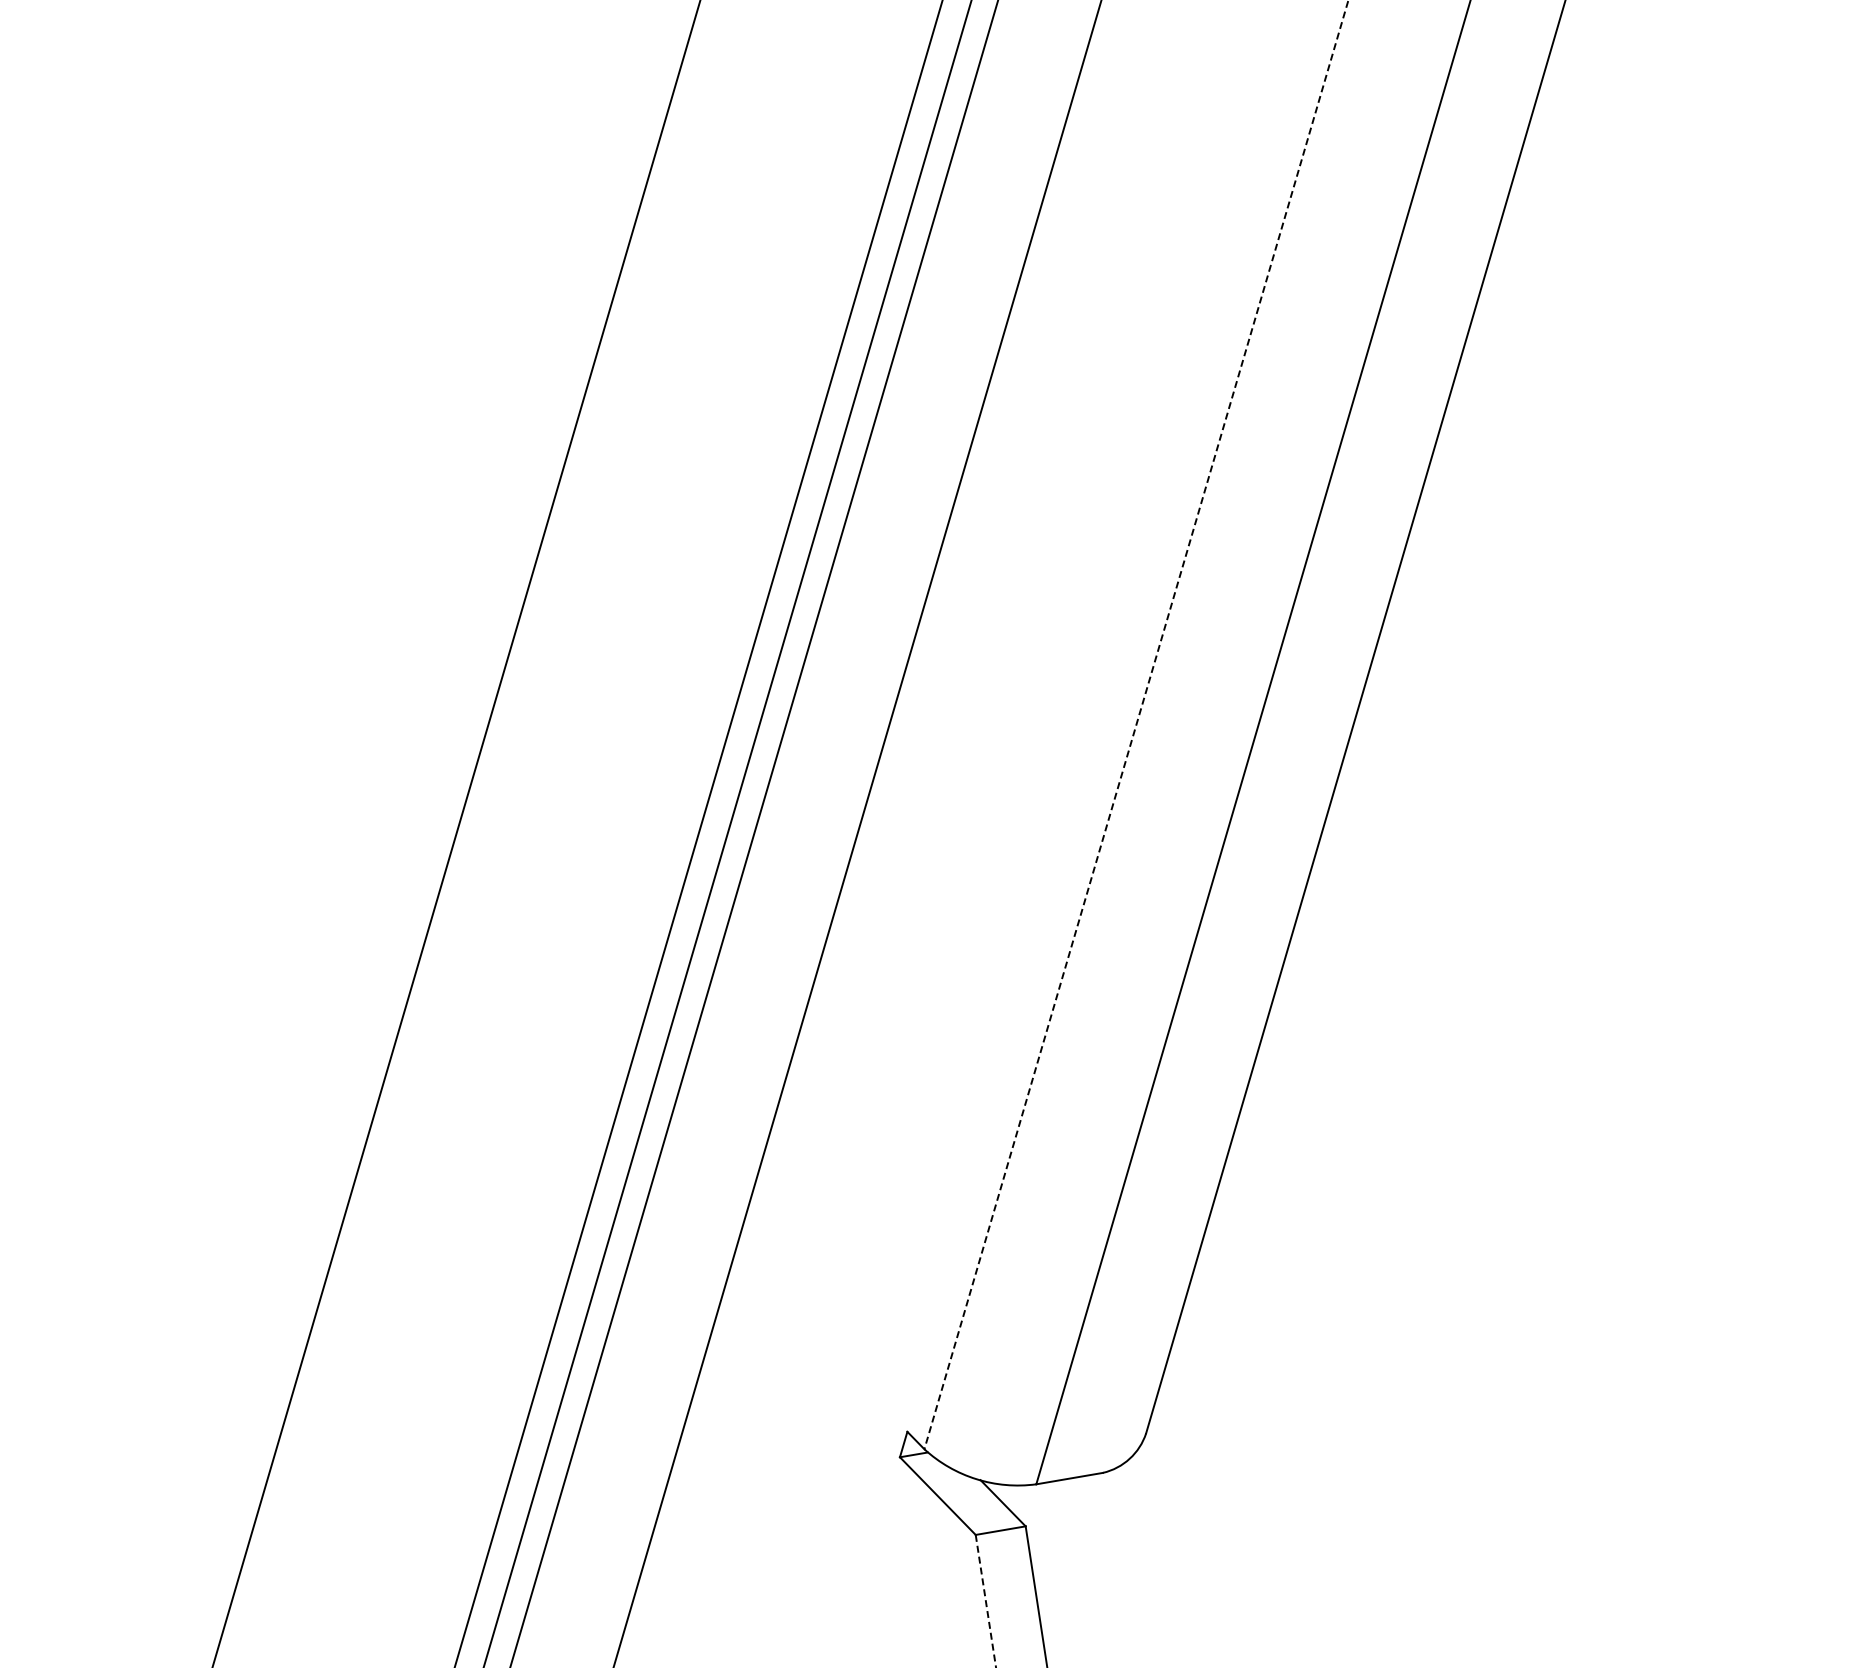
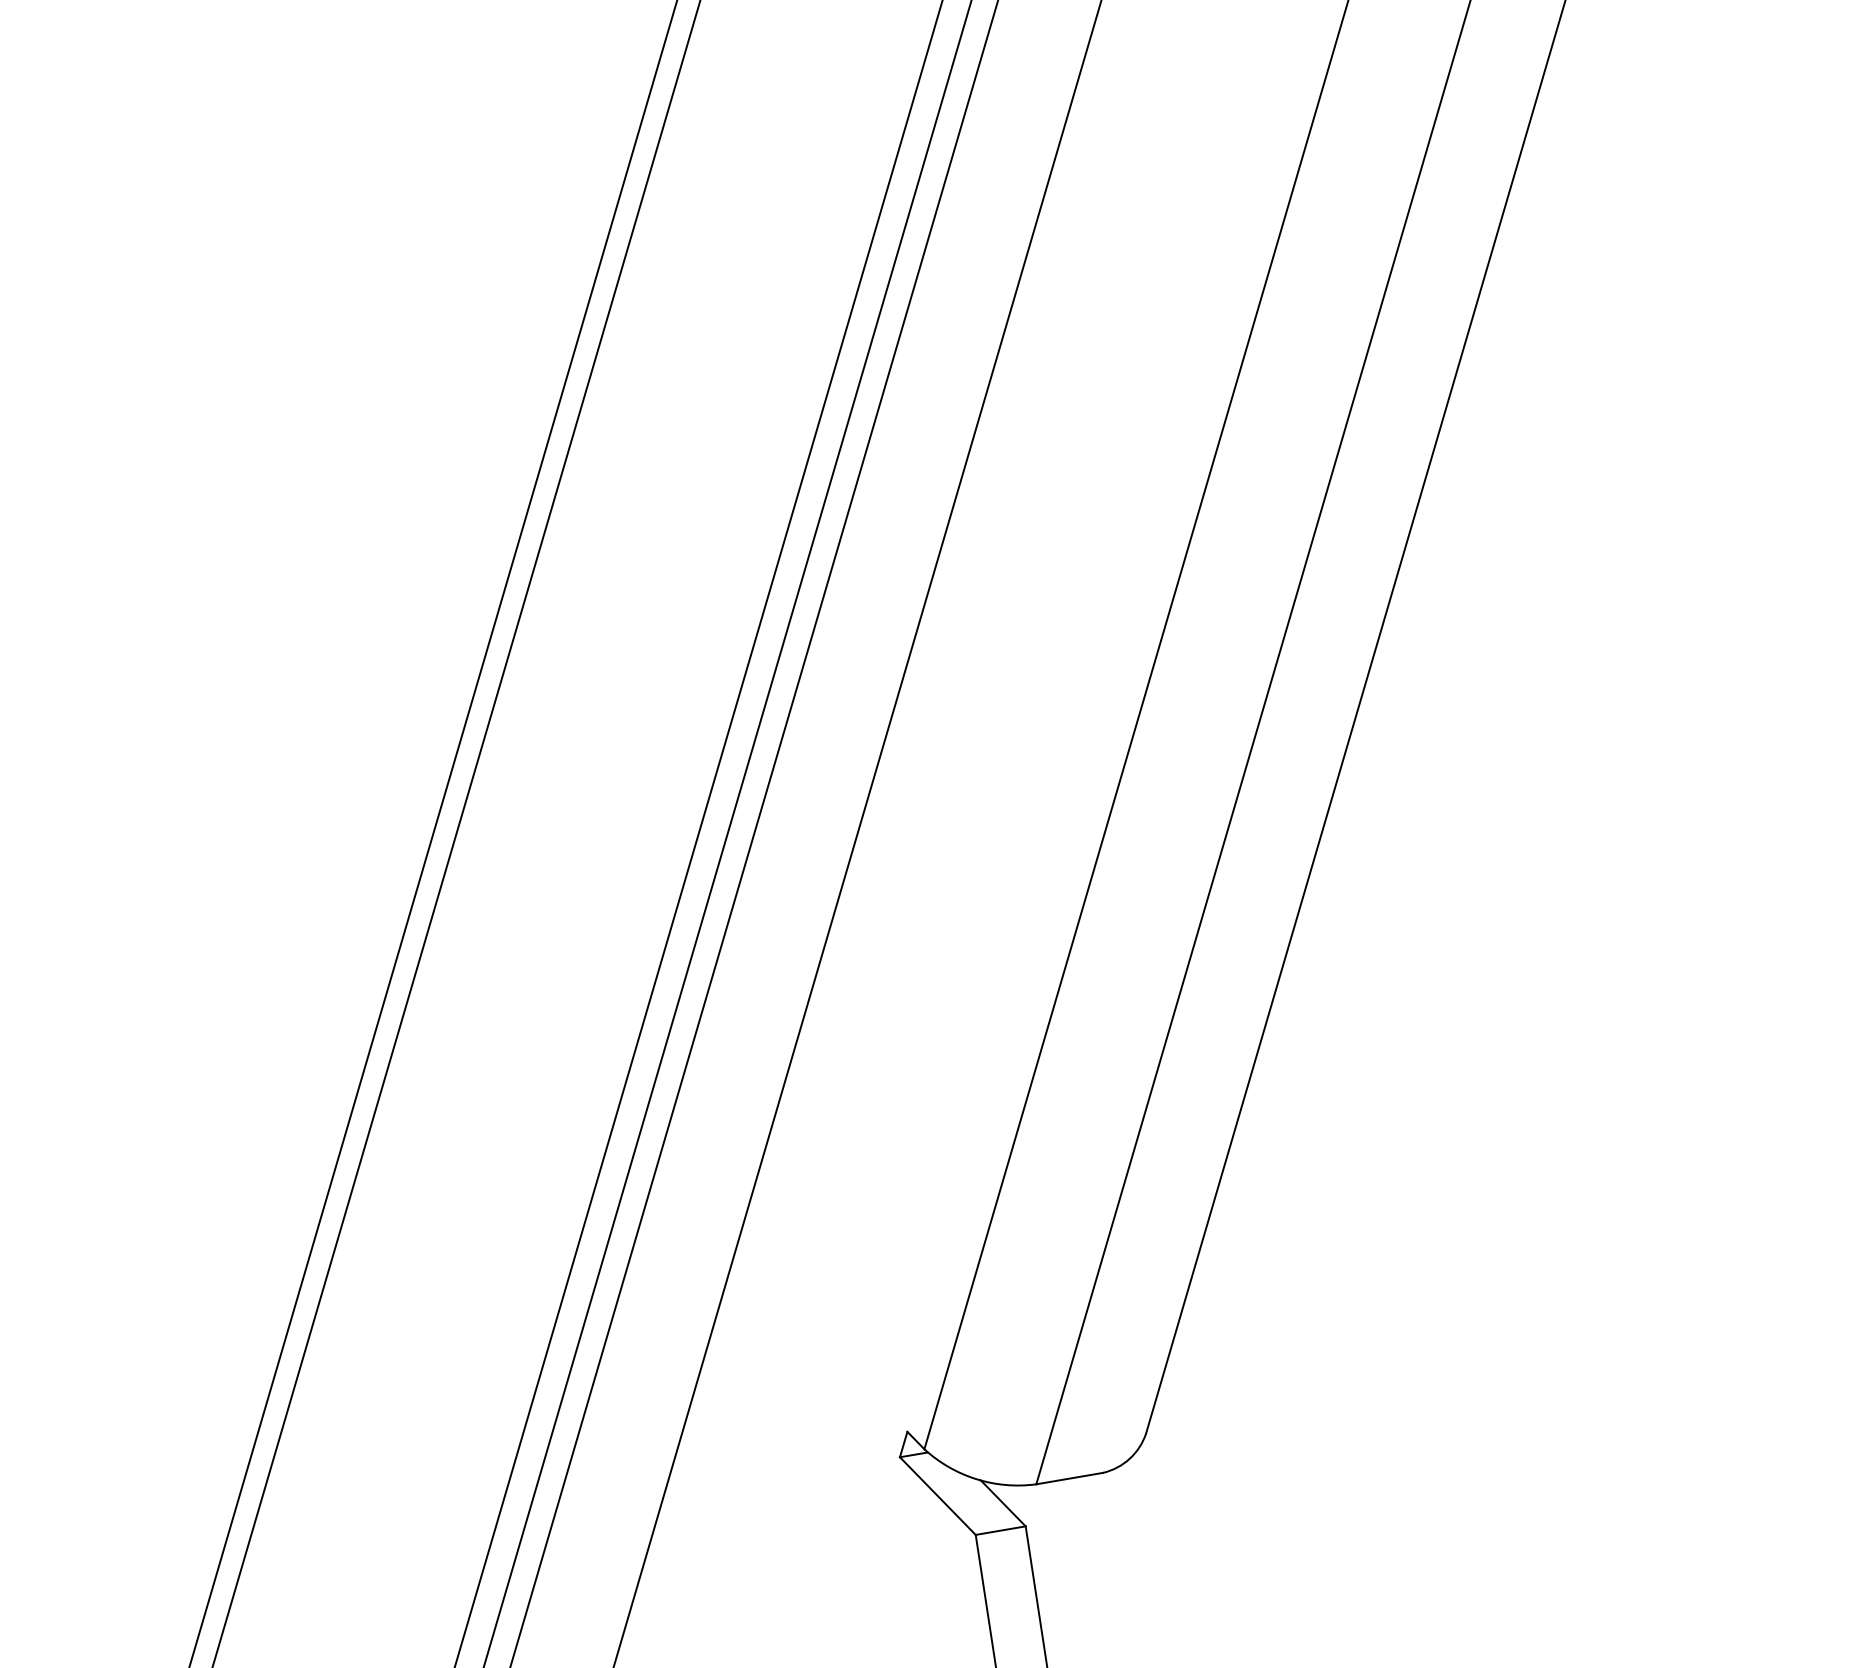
line: dashed -> solid (1136, 724)
line: none -> present (433, 833)
line: dashed -> solid (985, 1601)
